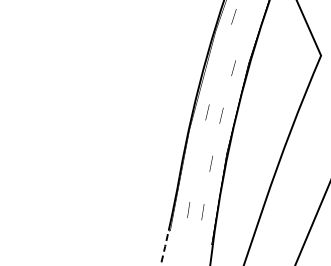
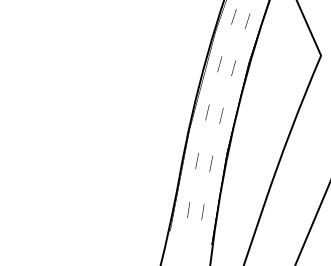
line: none -> present (247, 20)
line: none -> present (219, 64)
line: none -> present (197, 160)
arc: dashed -> solid (164, 247)
